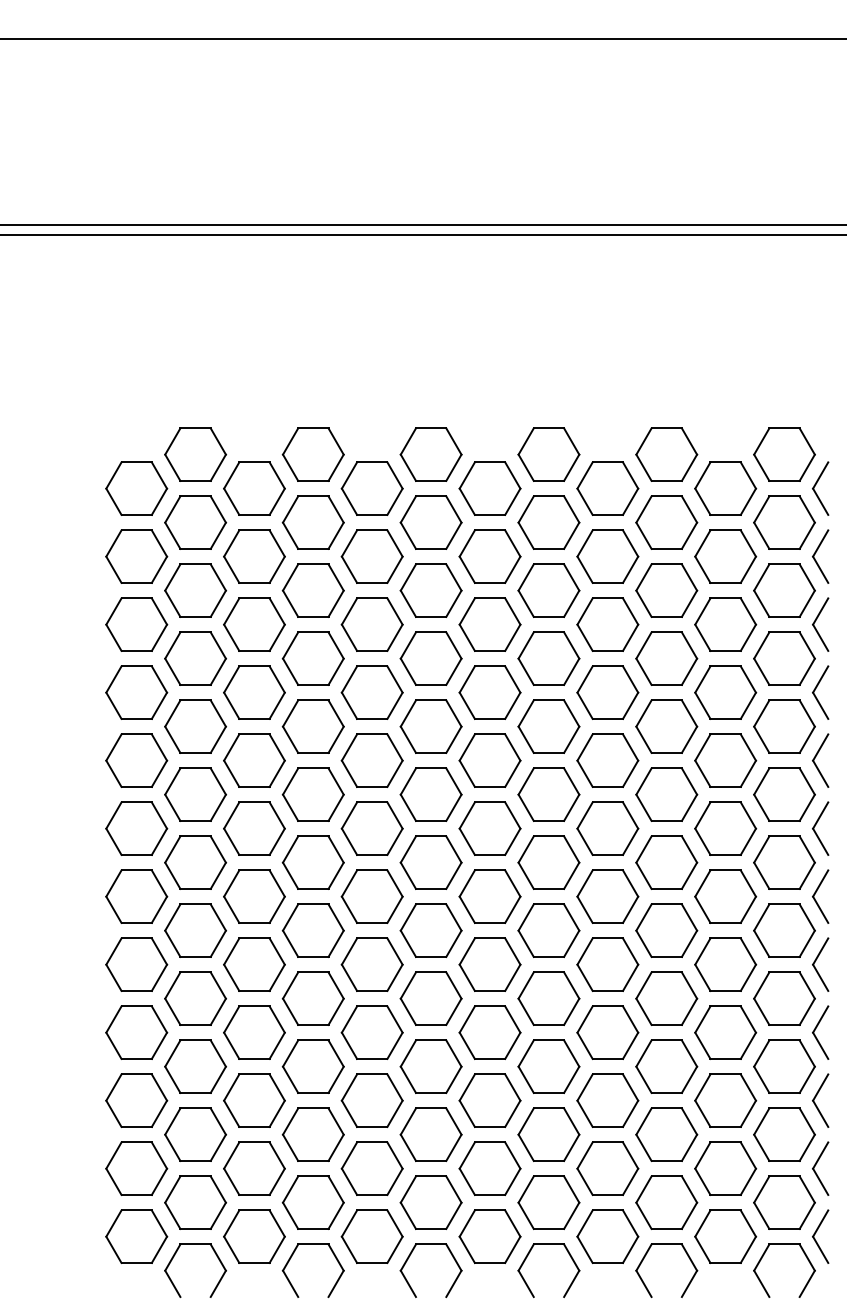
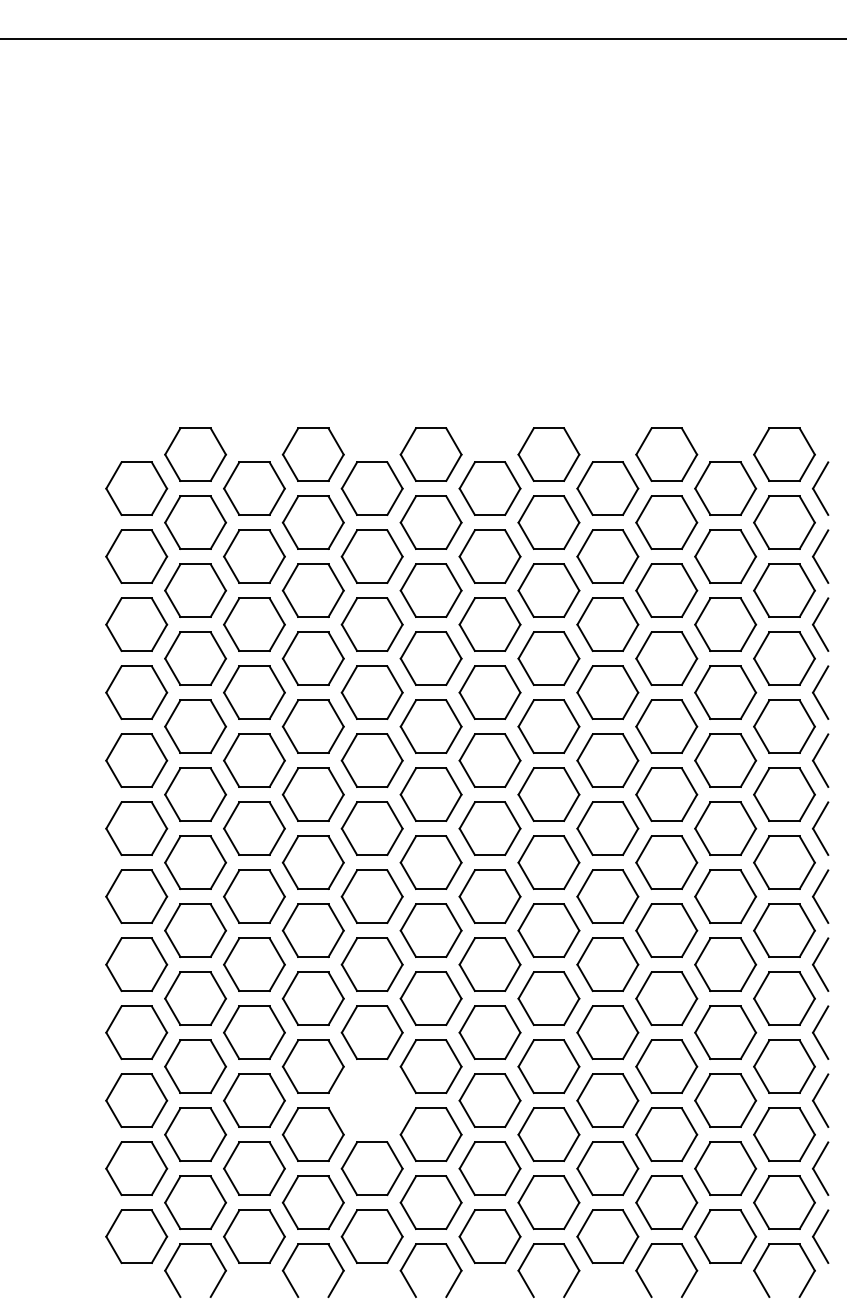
line: present -> none (422, 224)
line: present -> none (422, 235)
part: present -> none (371, 1100)
